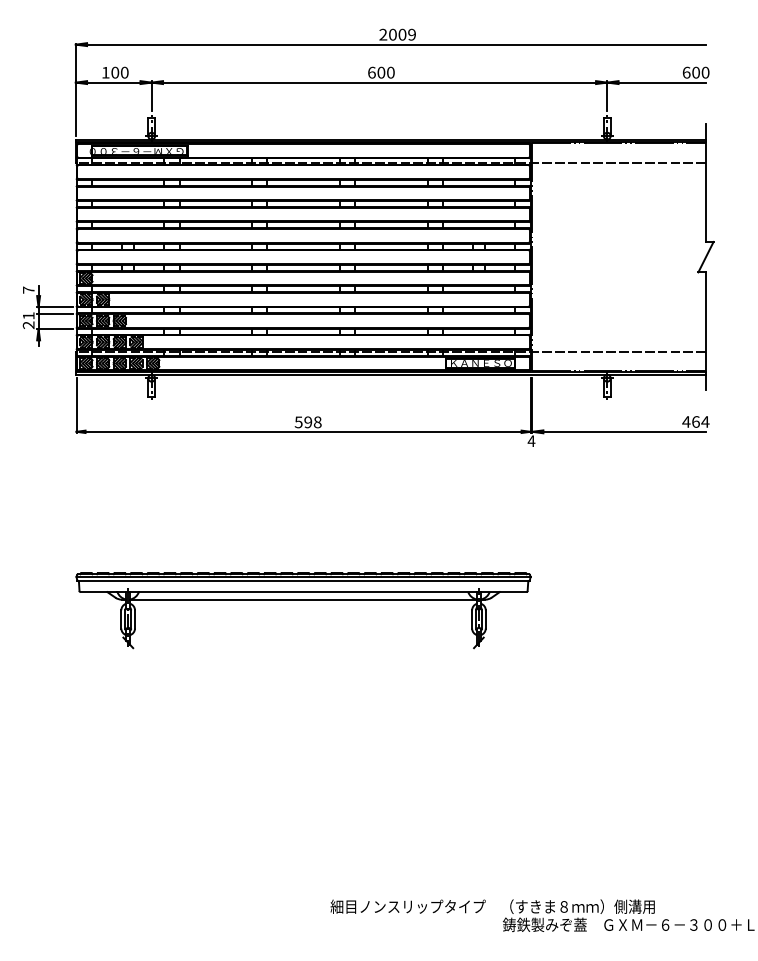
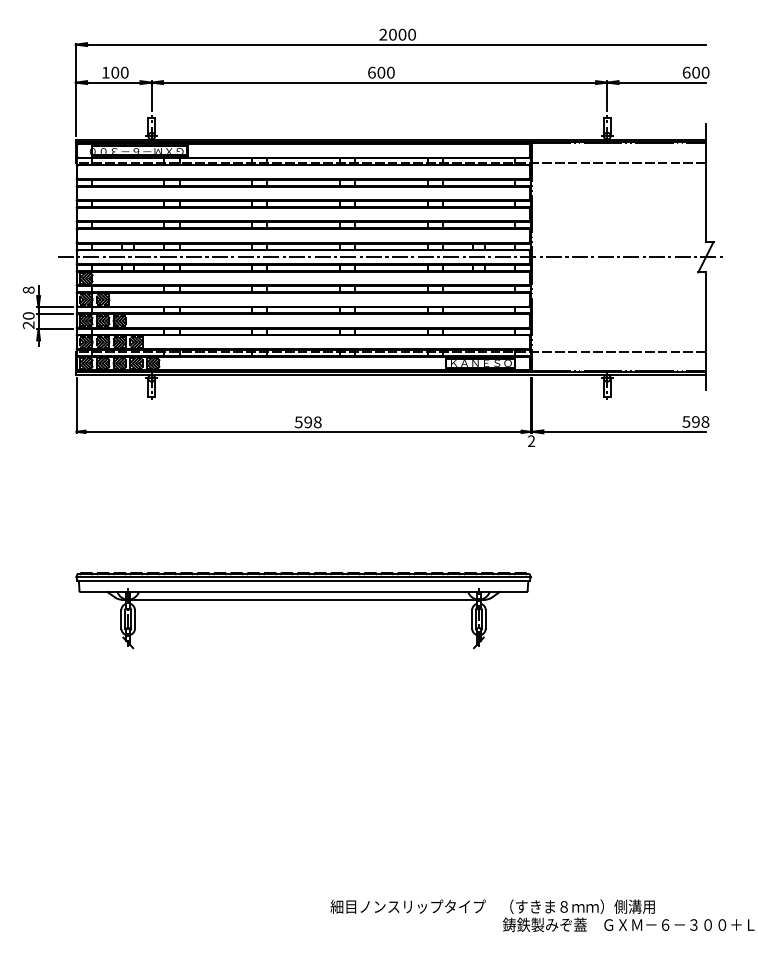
text: 2009 -> 2000 (411, 34)
line: none -> present (390, 257)
text: 7 -> 8 (28, 289)
text: 21 -> 20 (28, 315)
text: 464 -> 598 (695, 421)
text: 4 -> 2 (531, 440)
